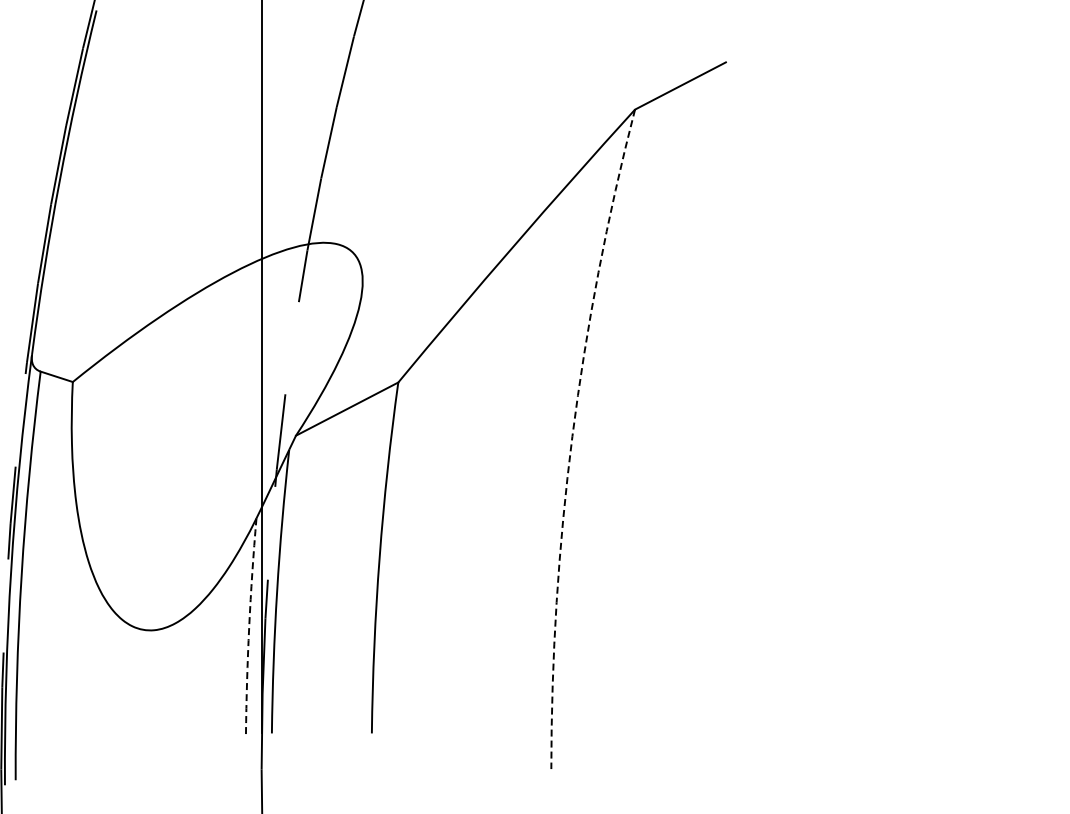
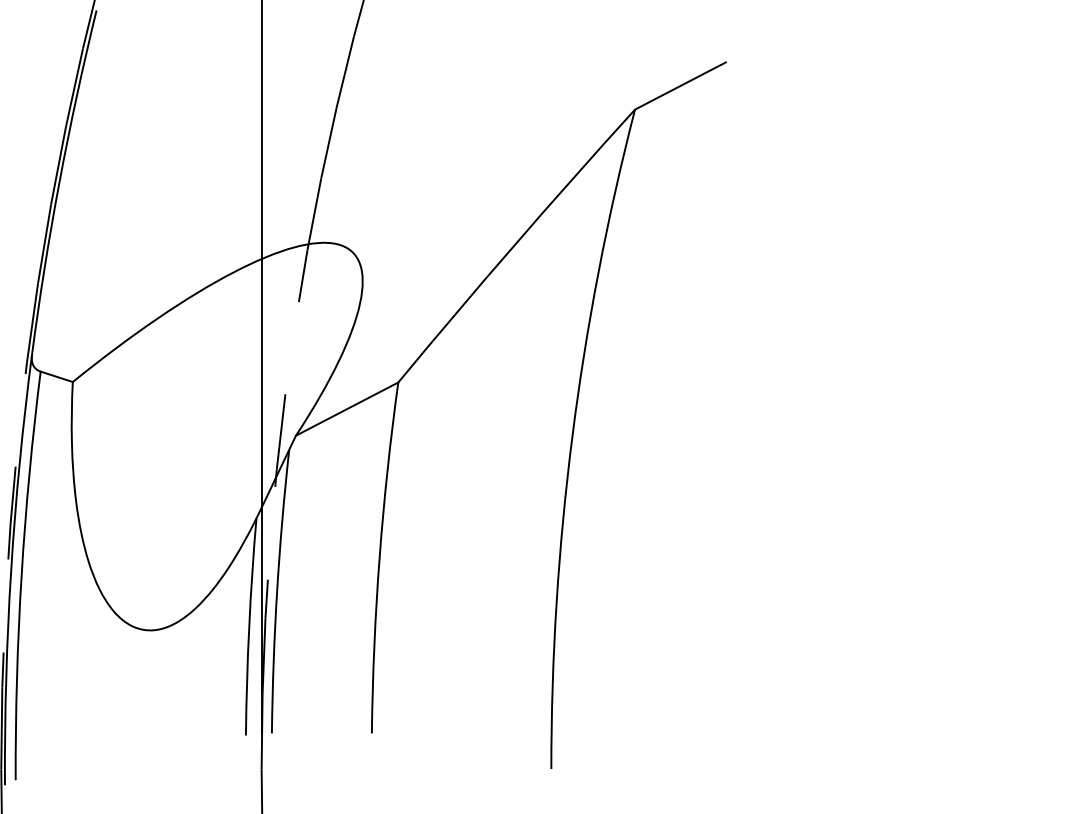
arc: dashed -> solid (572, 436)
arc: dashed -> solid (249, 626)
